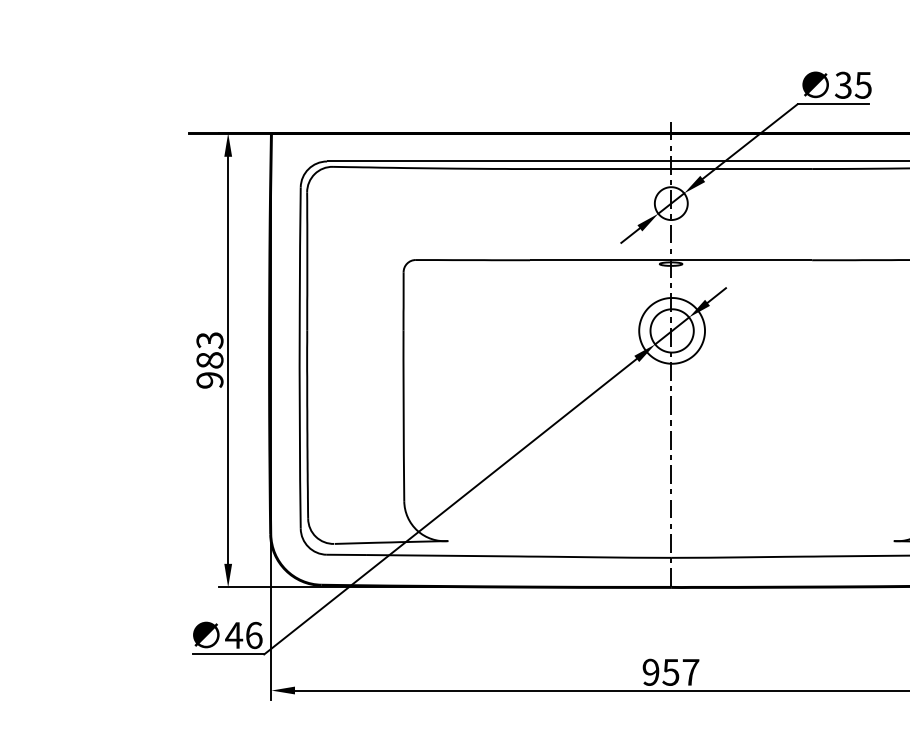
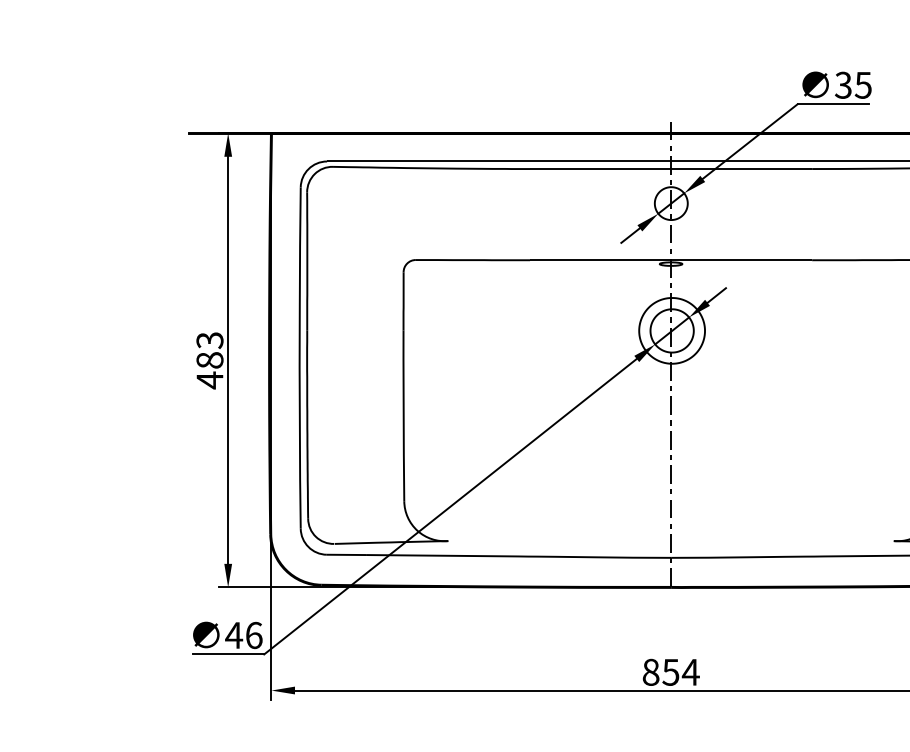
text: 983 -> 483 (209, 380)
text: 957 -> 854 (670, 671)
